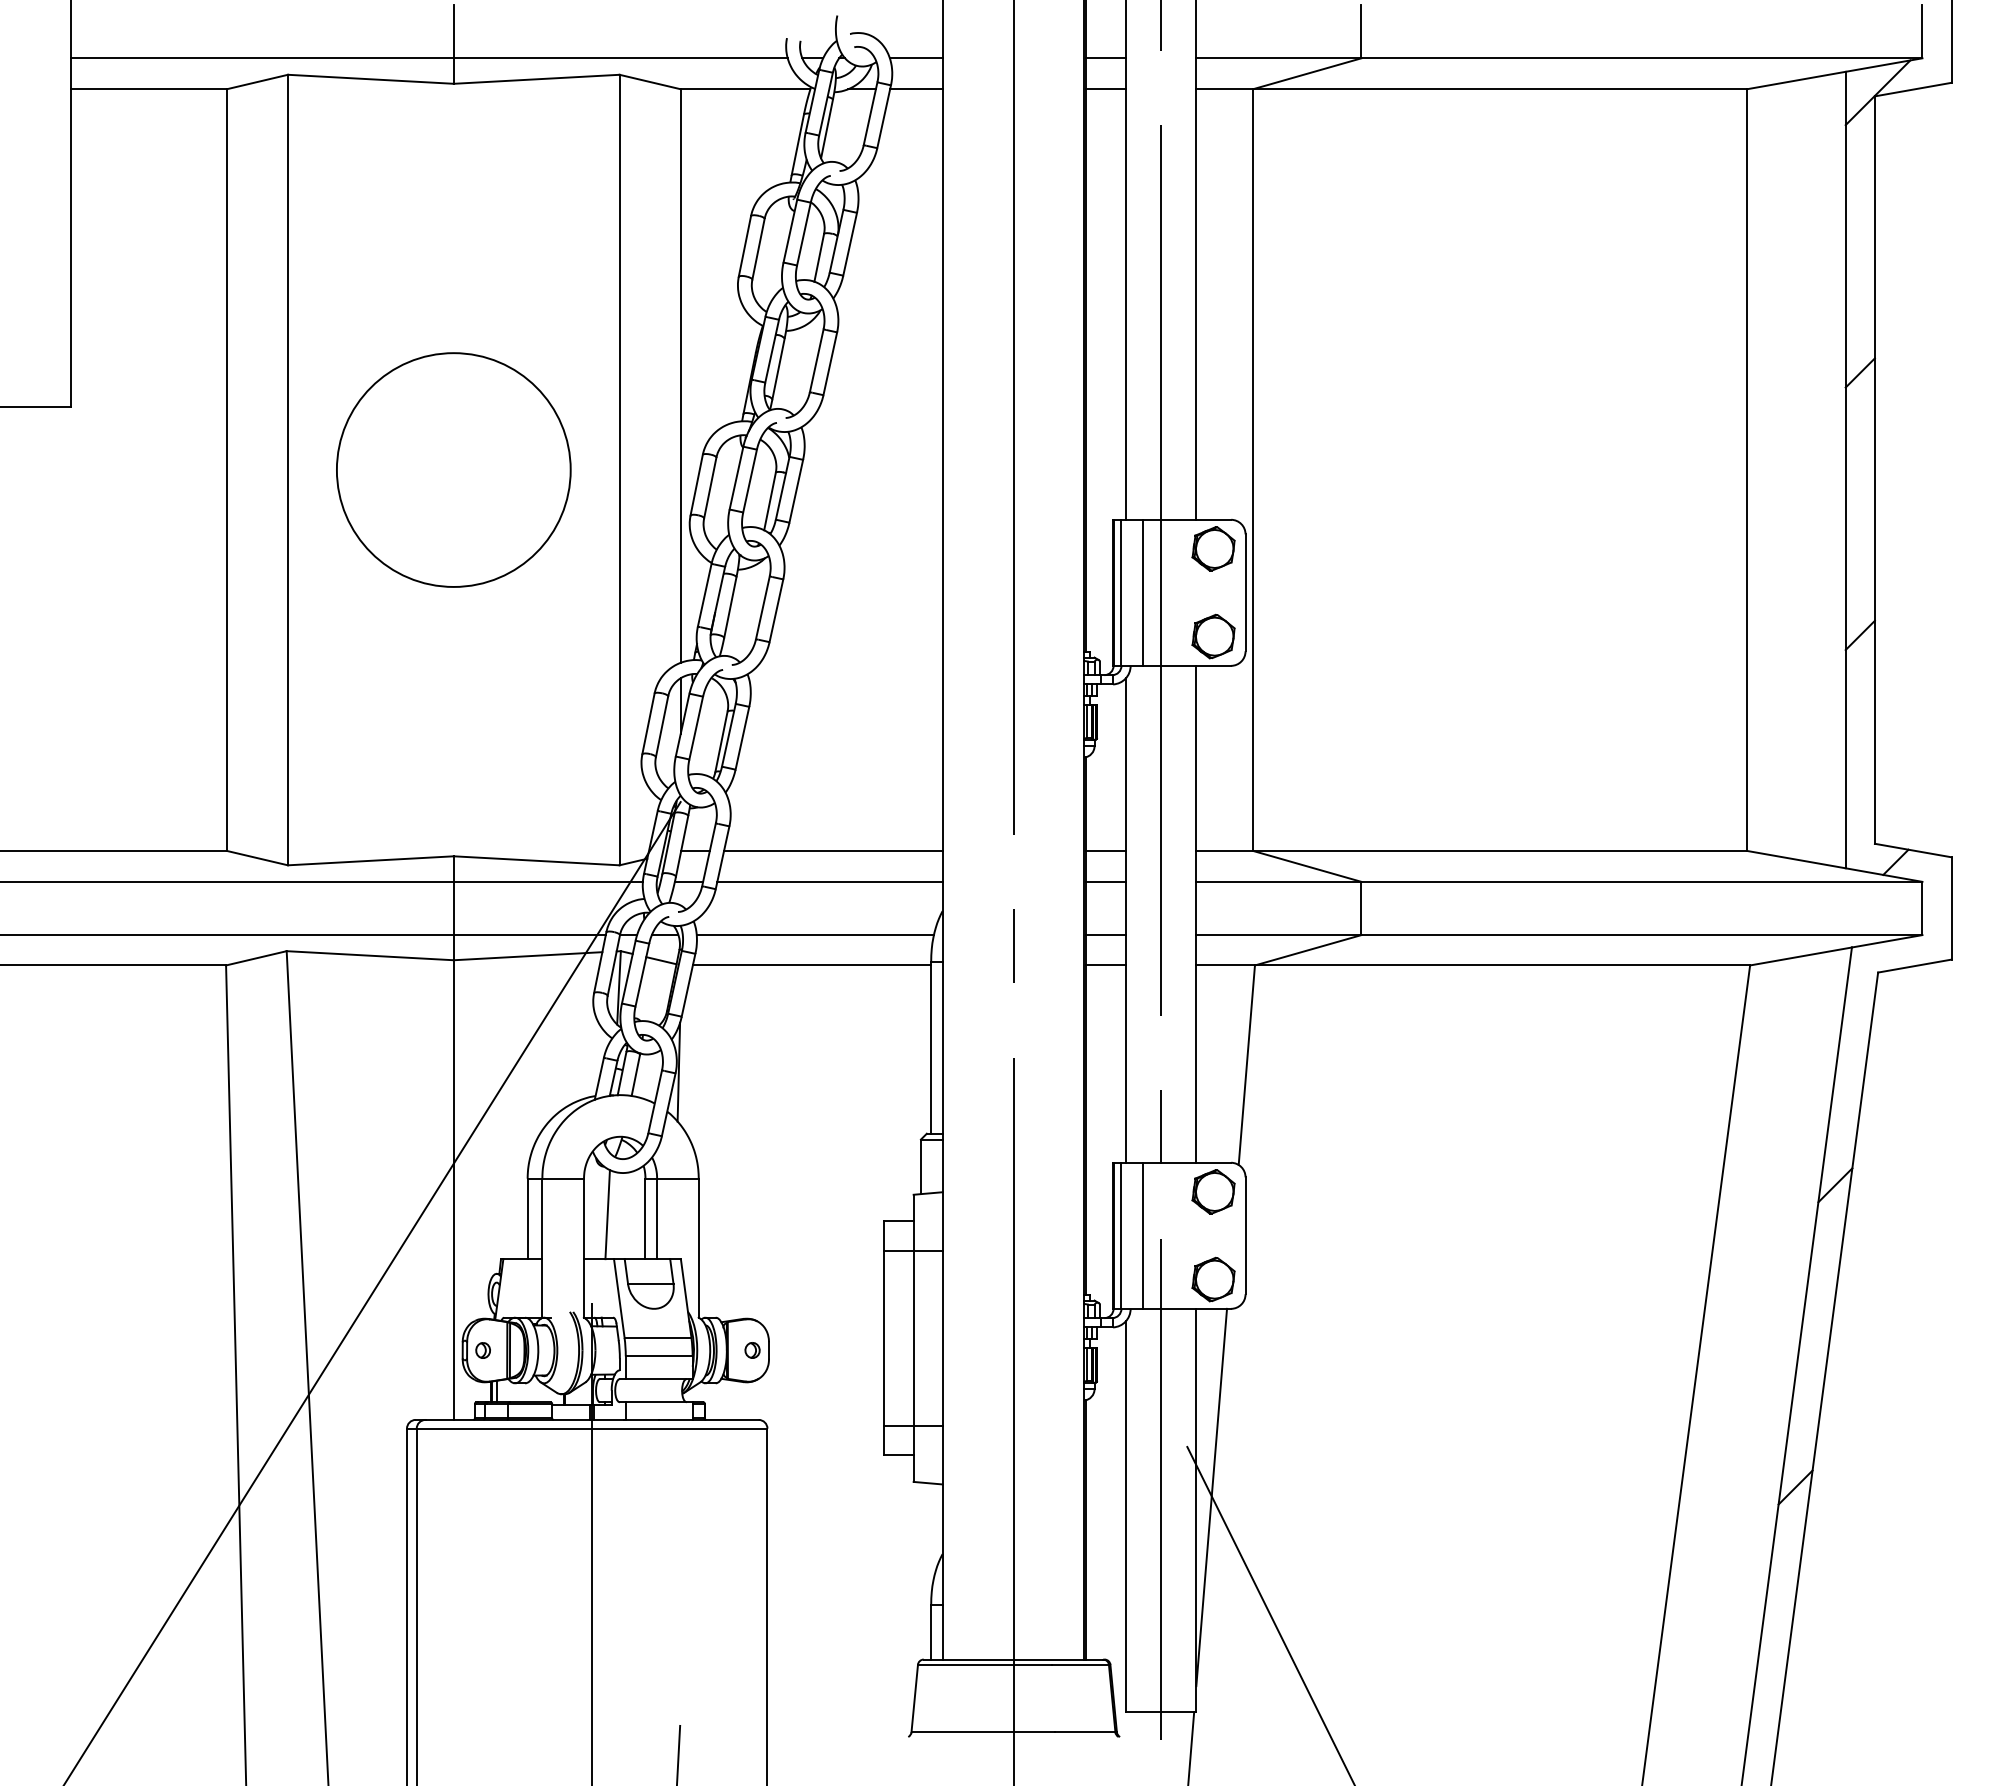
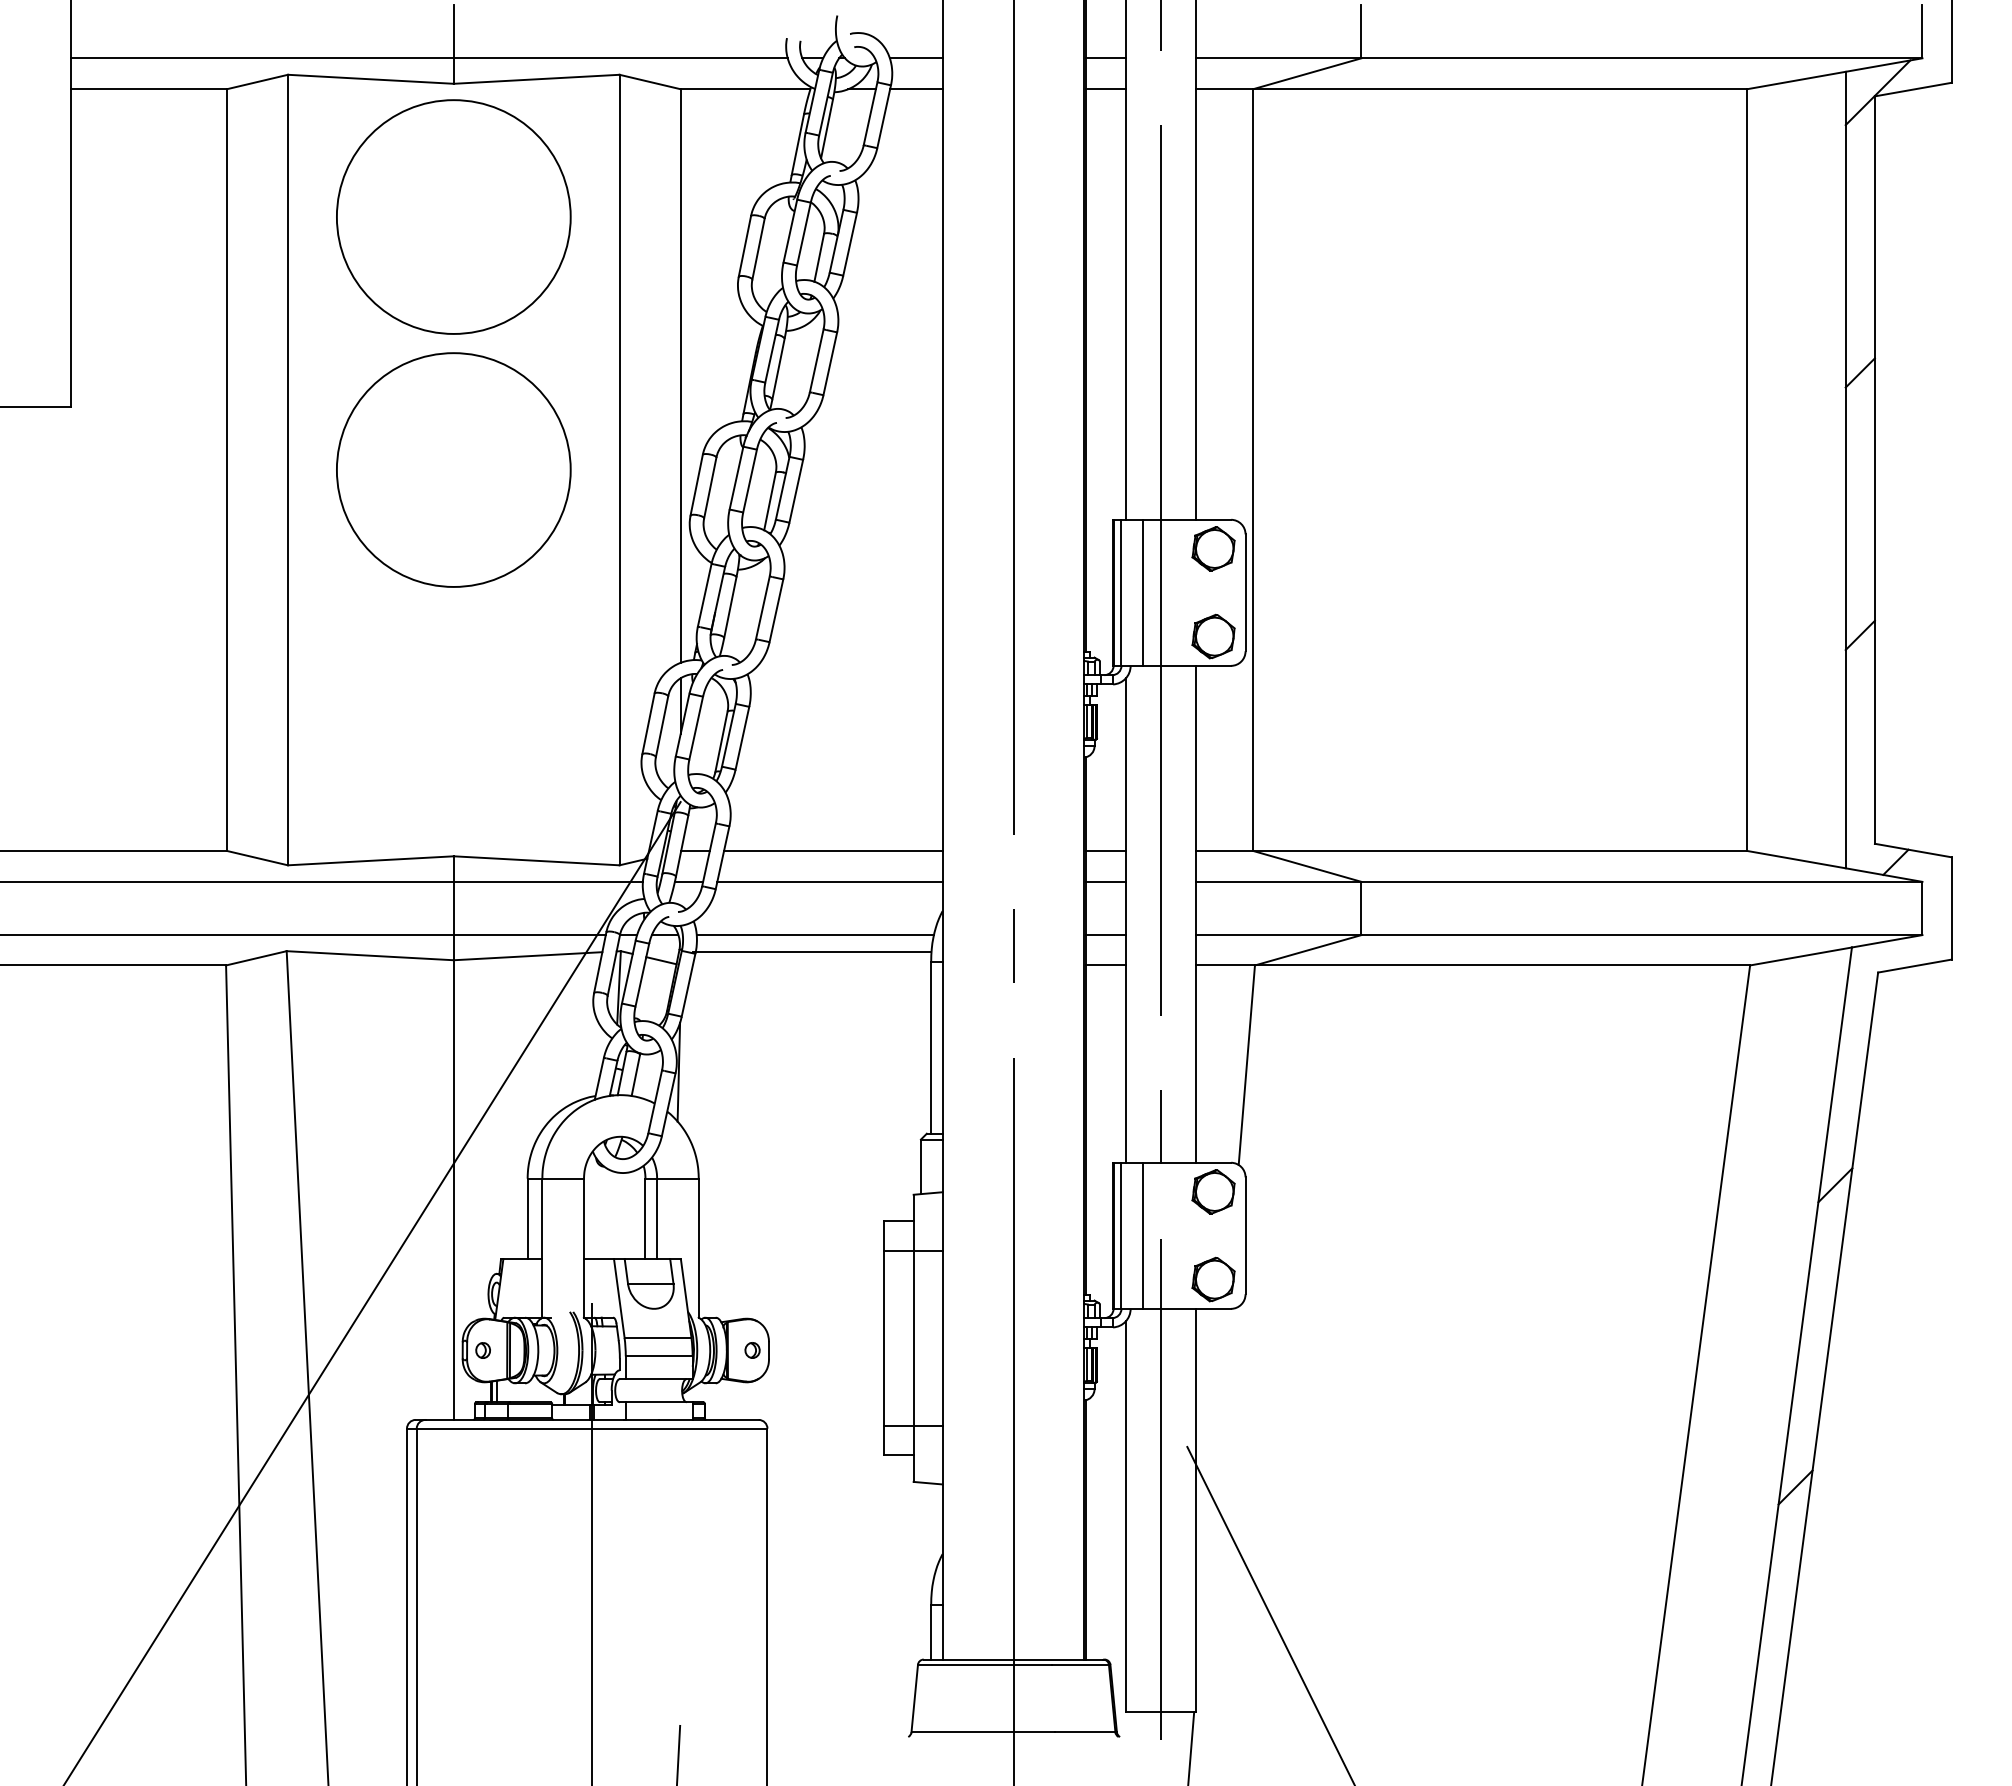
circle: none -> present (453, 216)
line position: (811, 965) -> (811, 952) (811, 952)
line: present -> none (607, 1214)
line: present -> none (1211, 1497)
